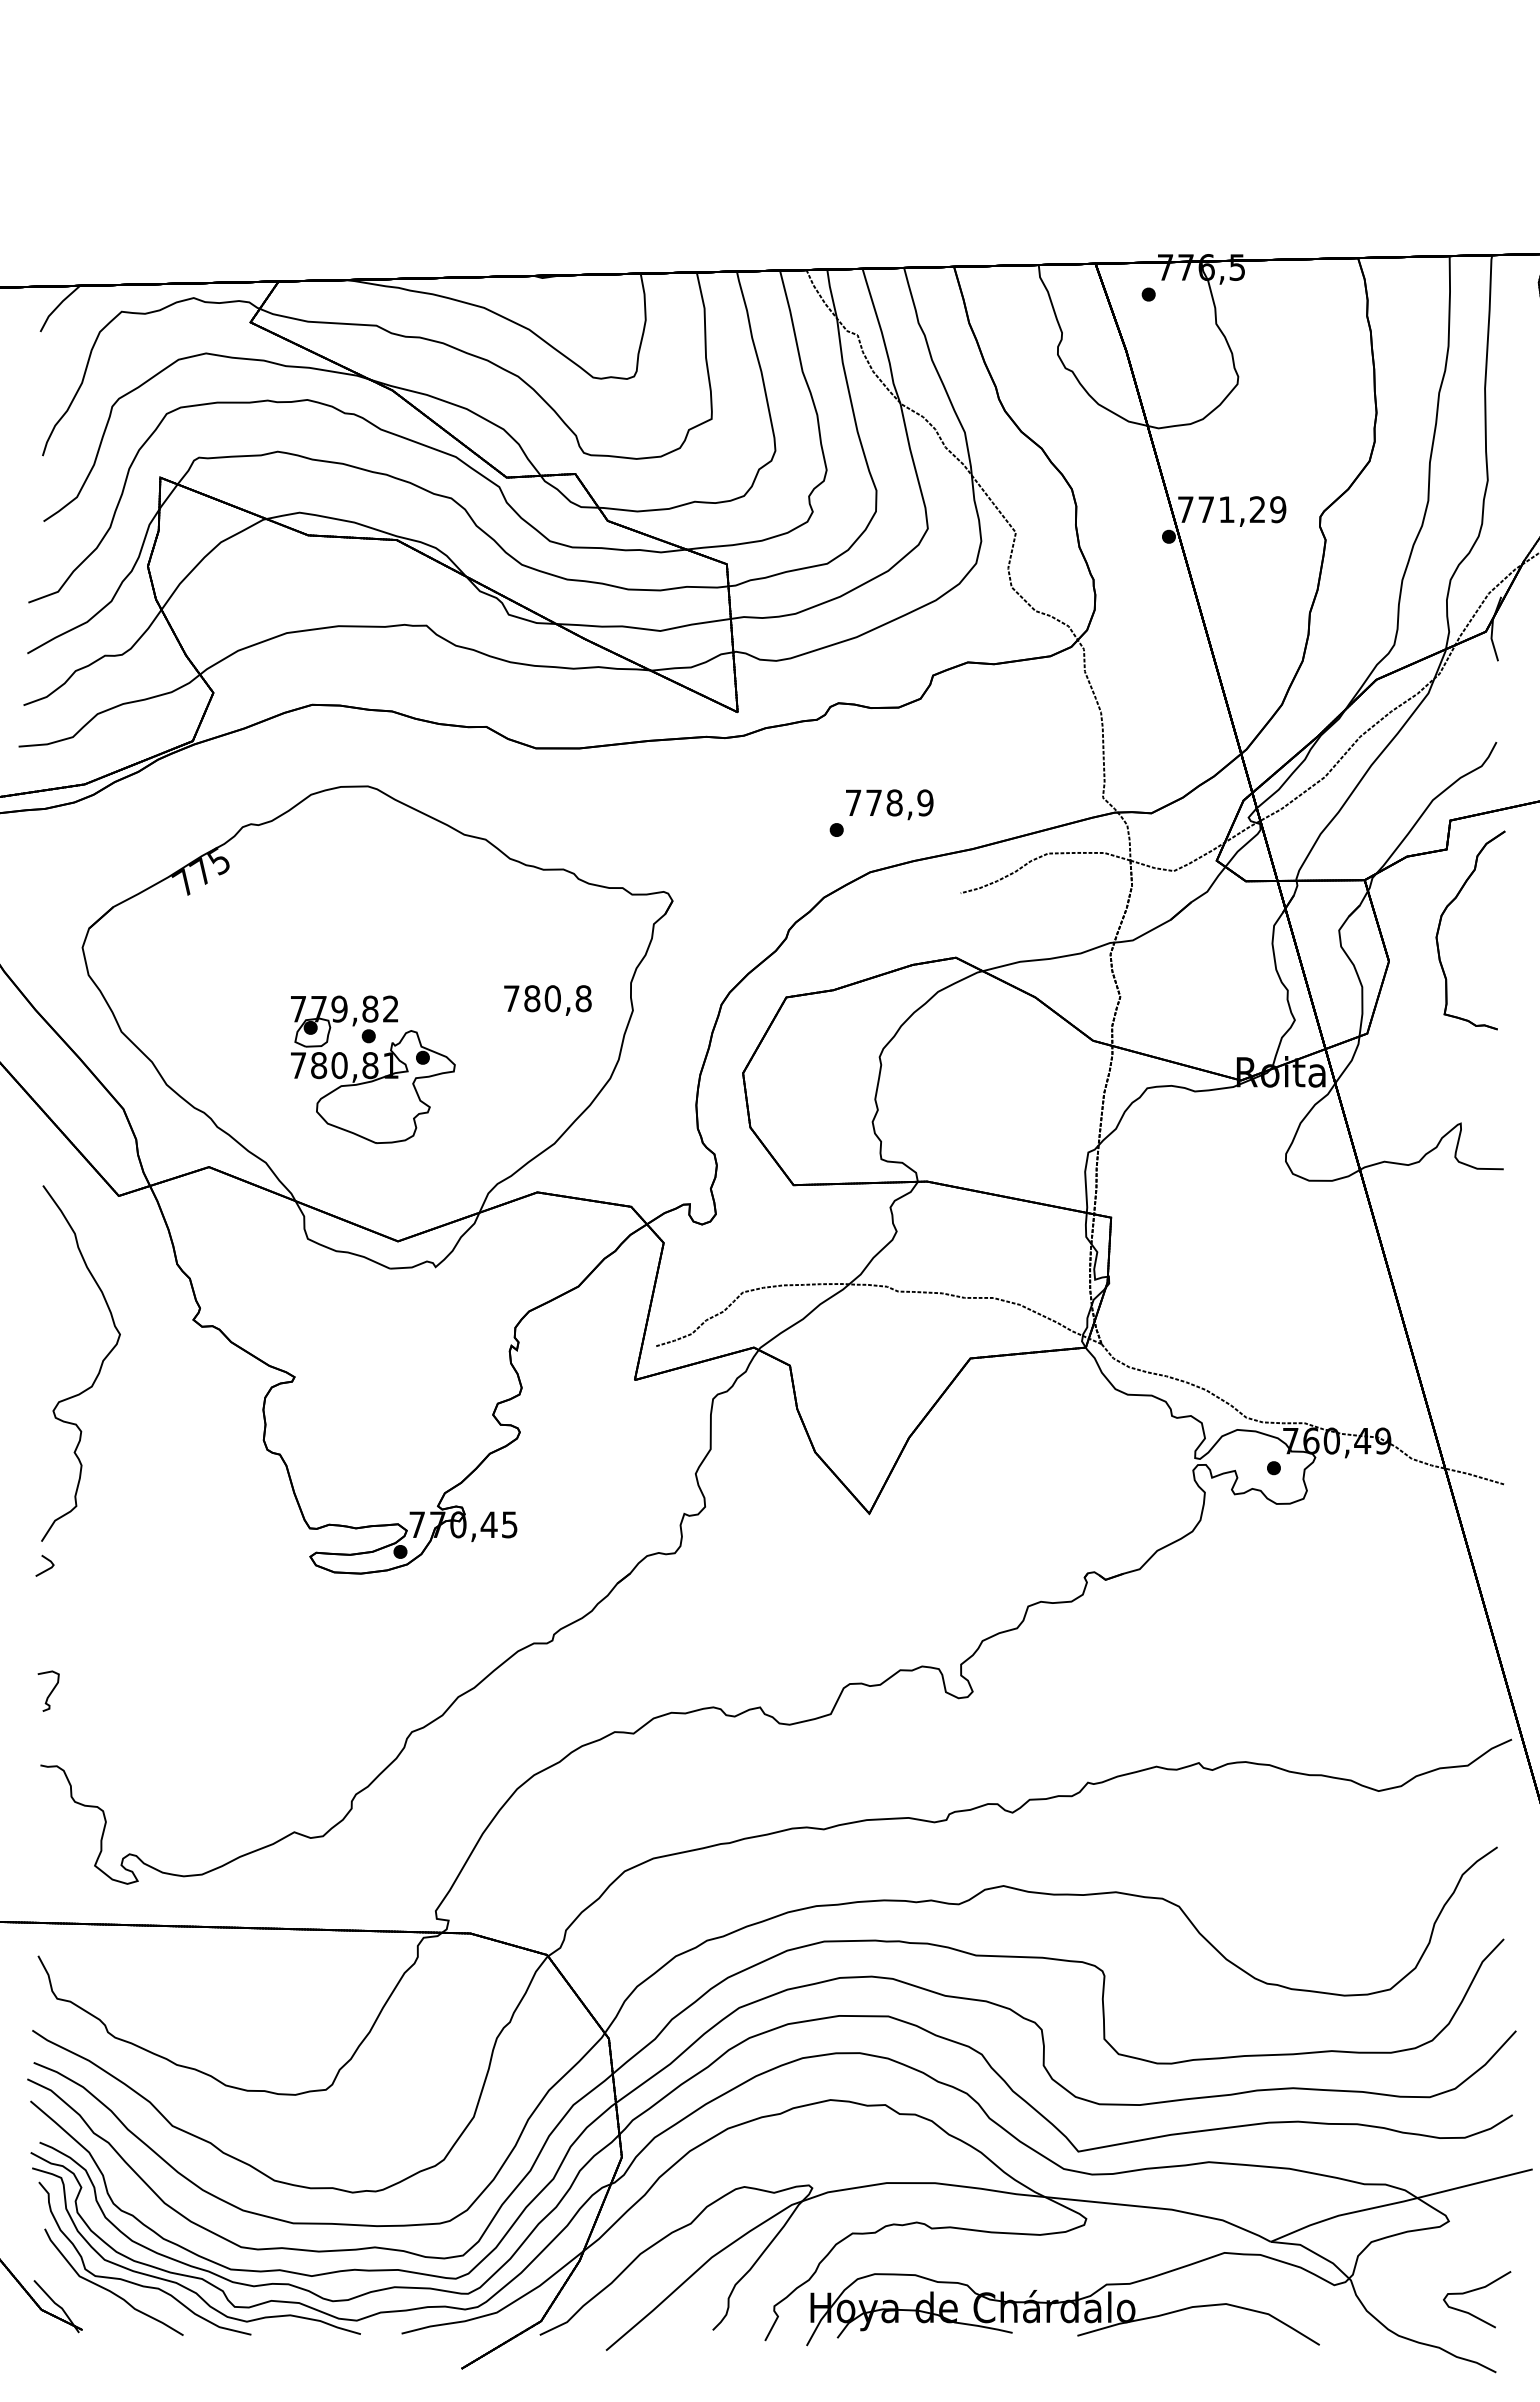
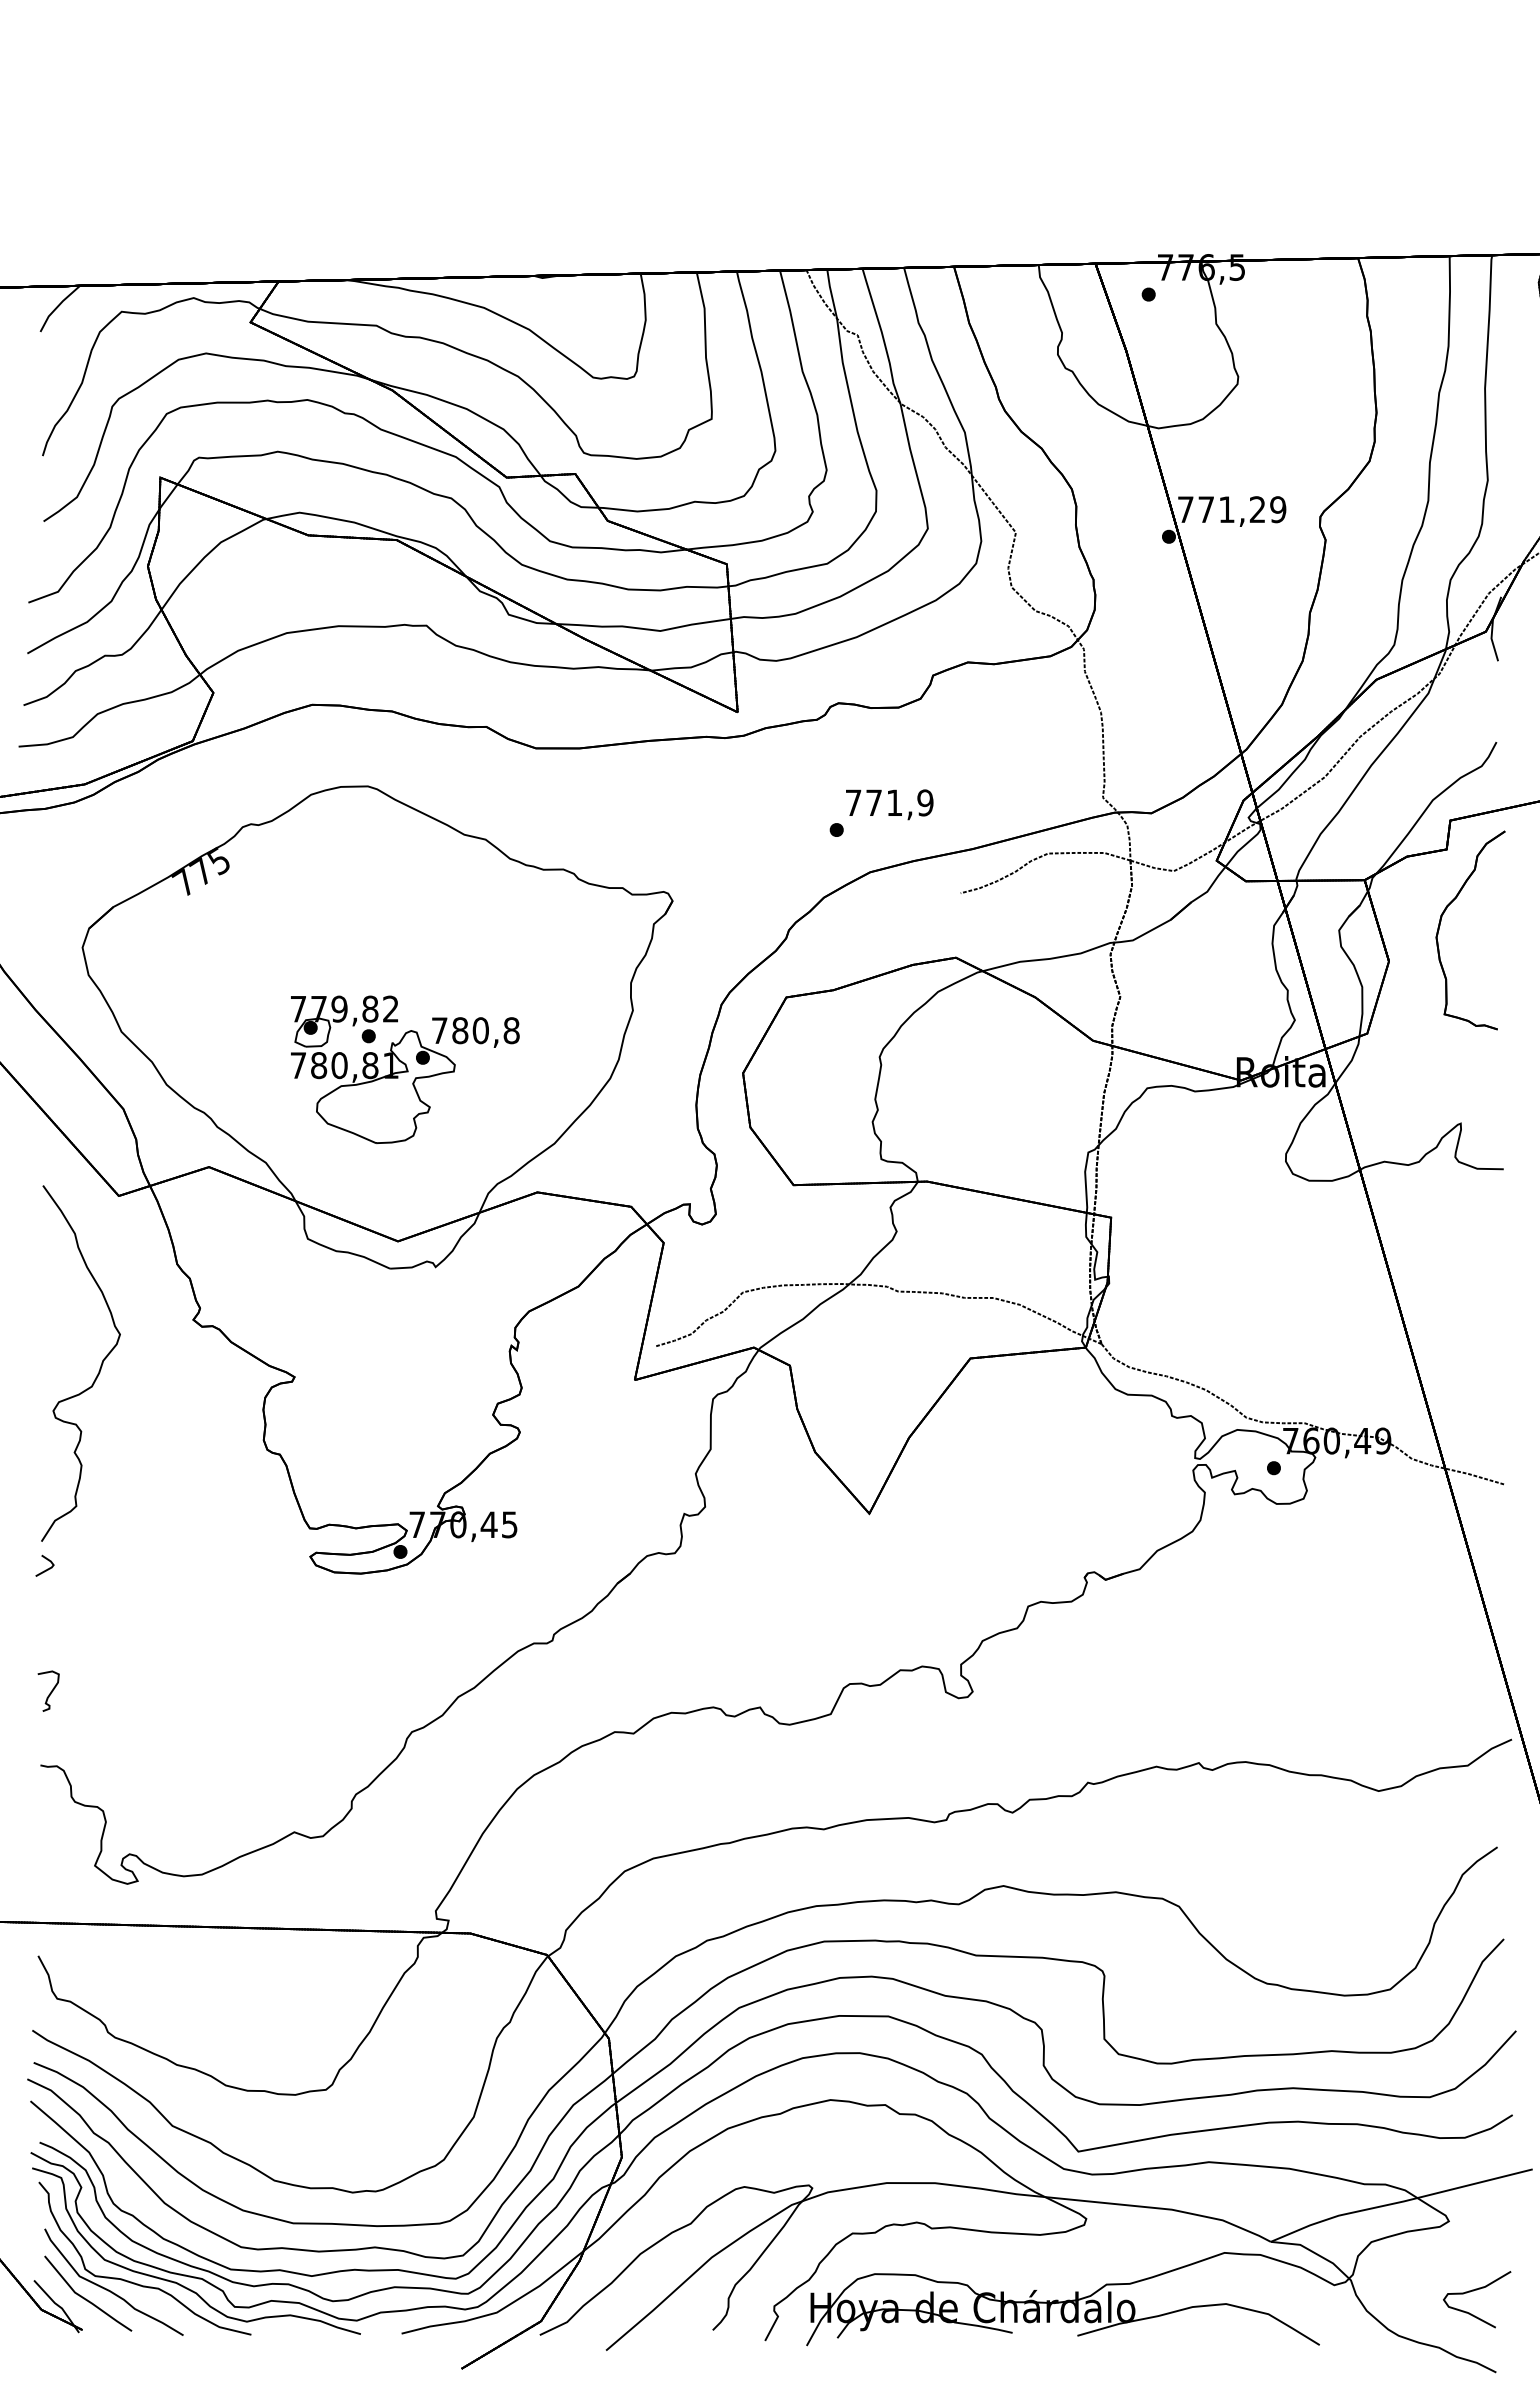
text: 778,9 -> 771,9 (894, 802)
text position: (547, 1000) -> (475, 1032) (475, 1032)
part: none -> present (88, 2293)
